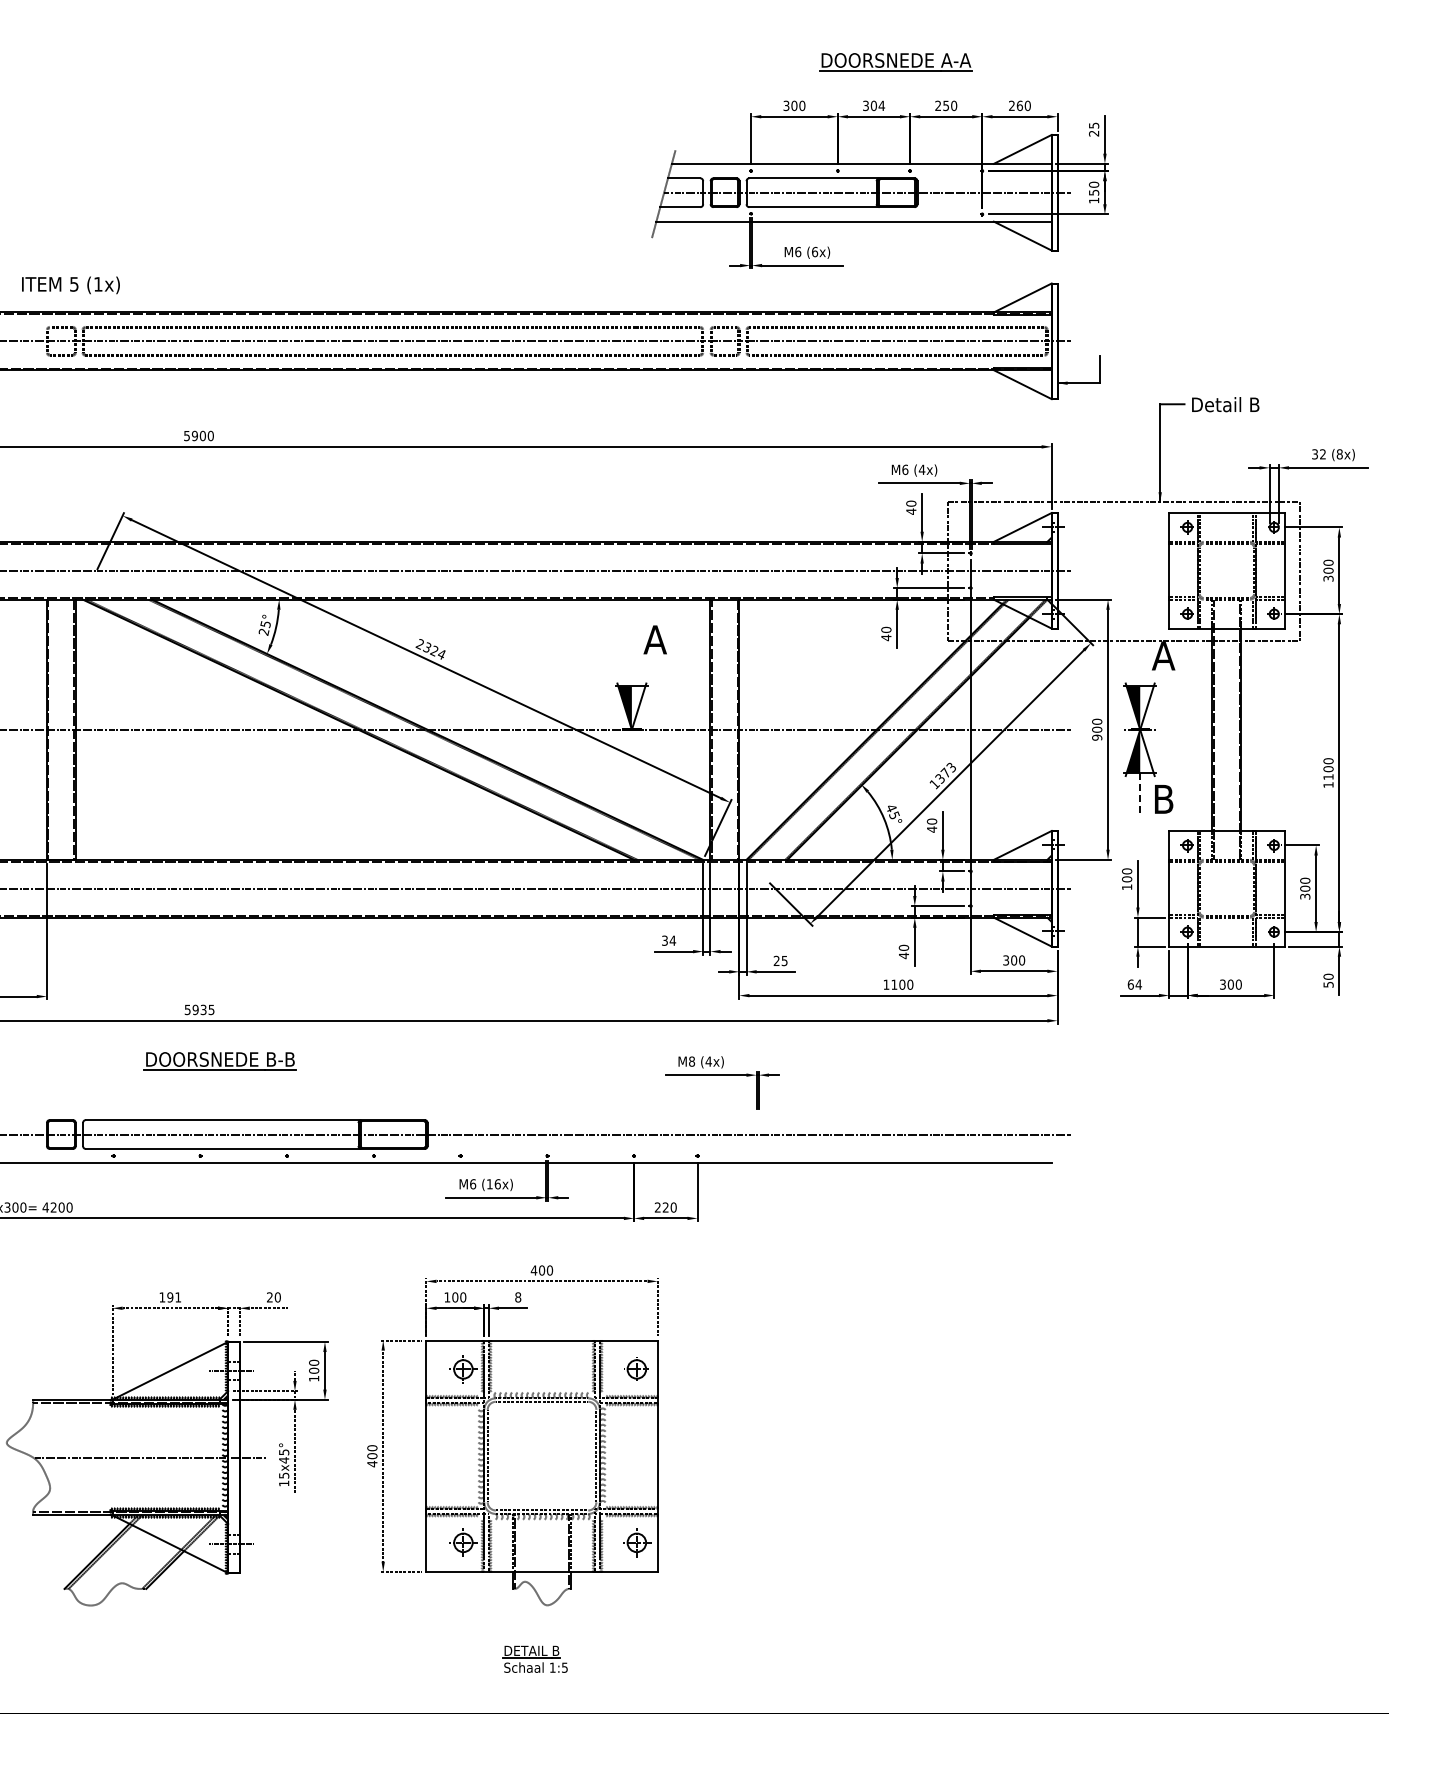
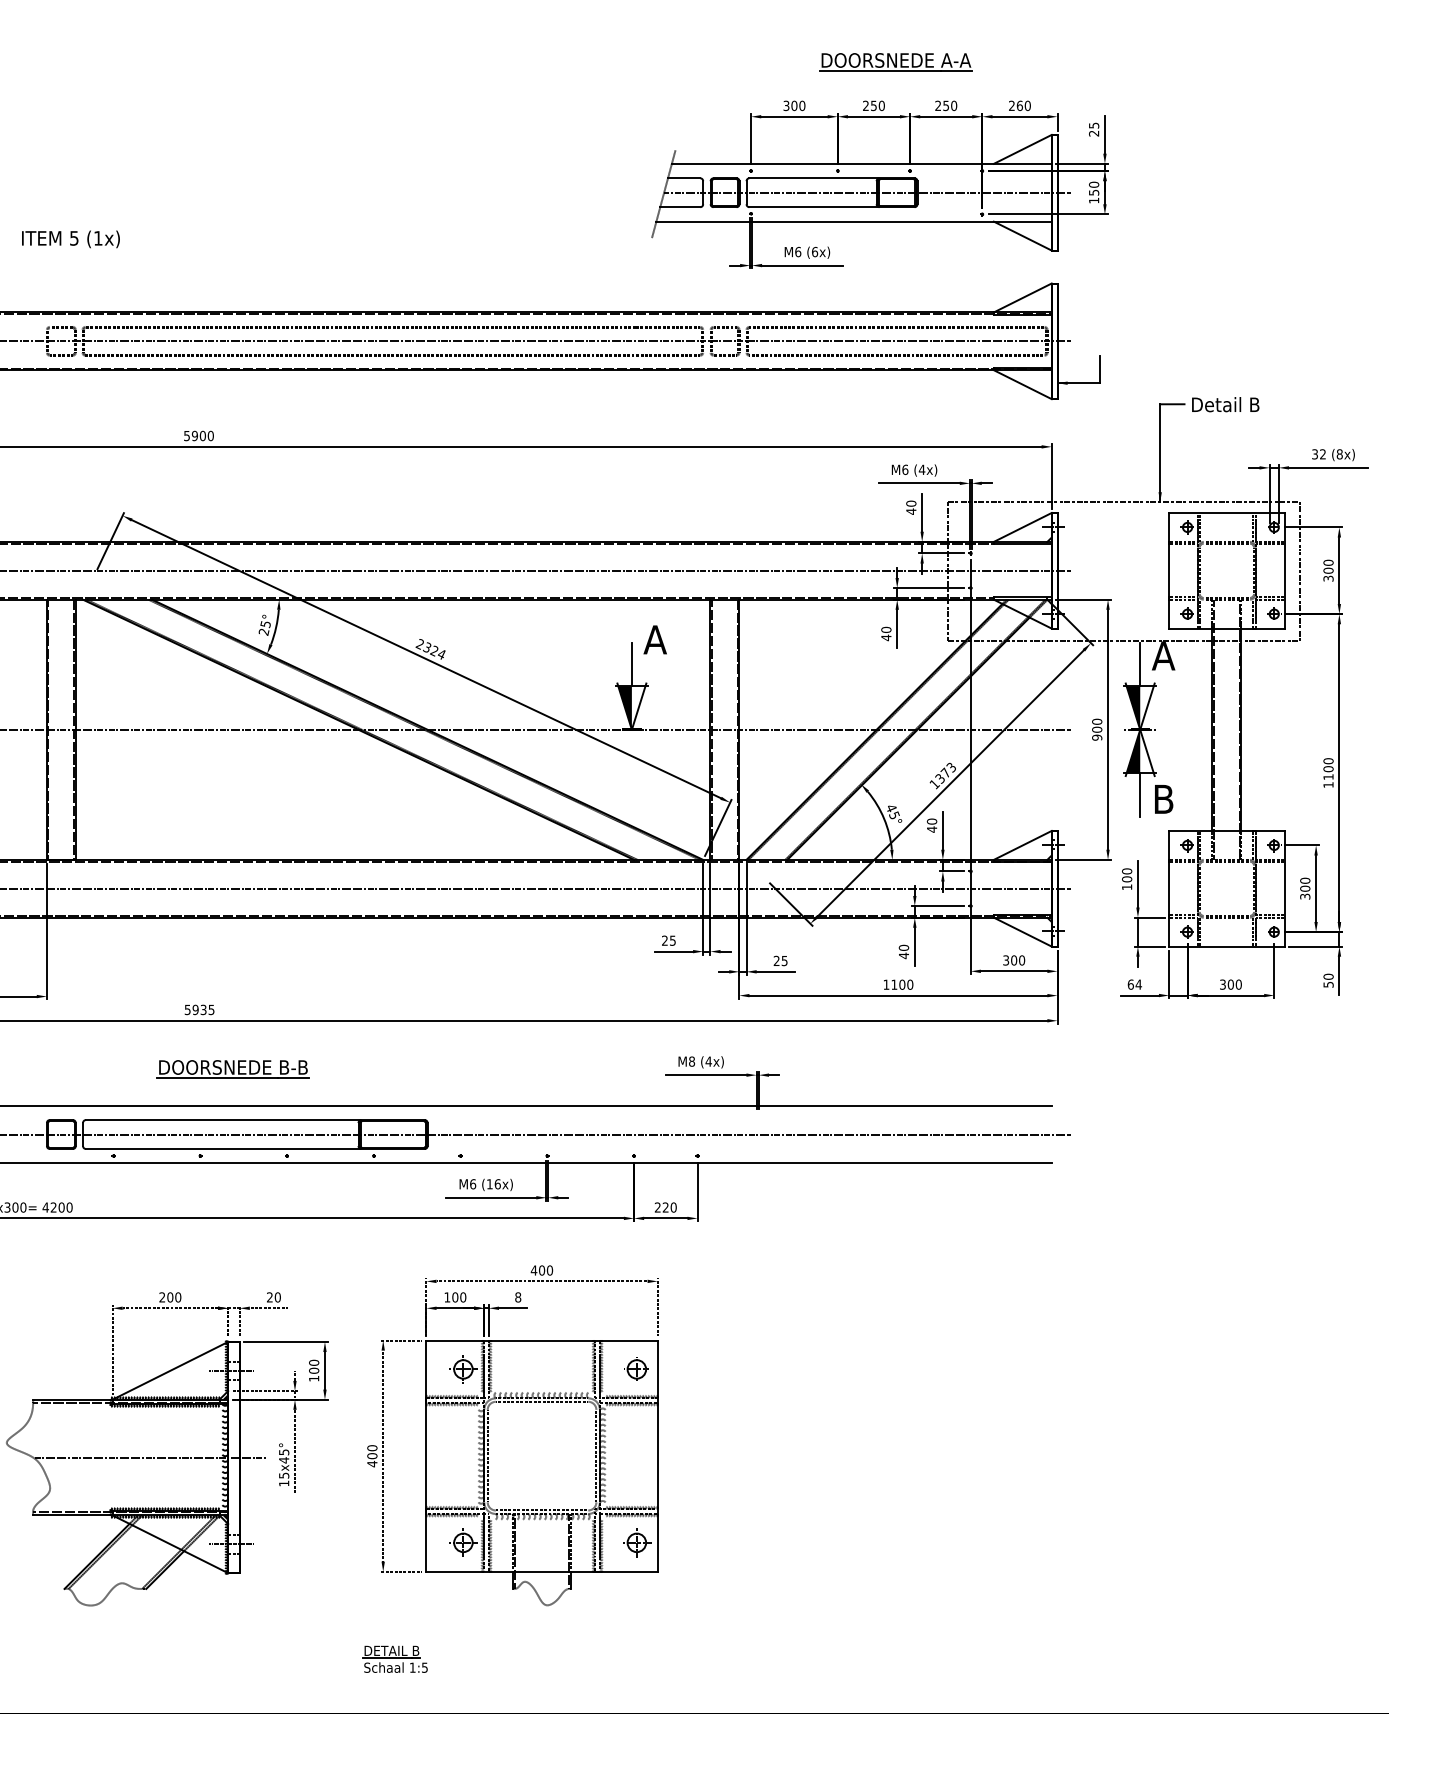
text: 304 -> 250 (874, 105)
text position: (70, 285) -> (70, 239) (70, 239)
line: none -> present (631, 664)
line: none -> present (1140, 664)
line: dashed -> solid (1140, 794)
text: 34 -> 25 (669, 940)
part position: (219, 1061) -> (232, 1069) (232, 1069)
line: none -> present (526, 1105)
text: 191 -> 200 (170, 1297)
part position: (534, 1658) -> (394, 1658) (394, 1658)
